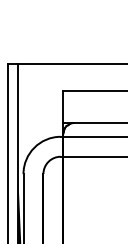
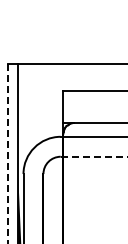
line: solid -> dashed (7, 153)
line: solid -> dashed (94, 156)
